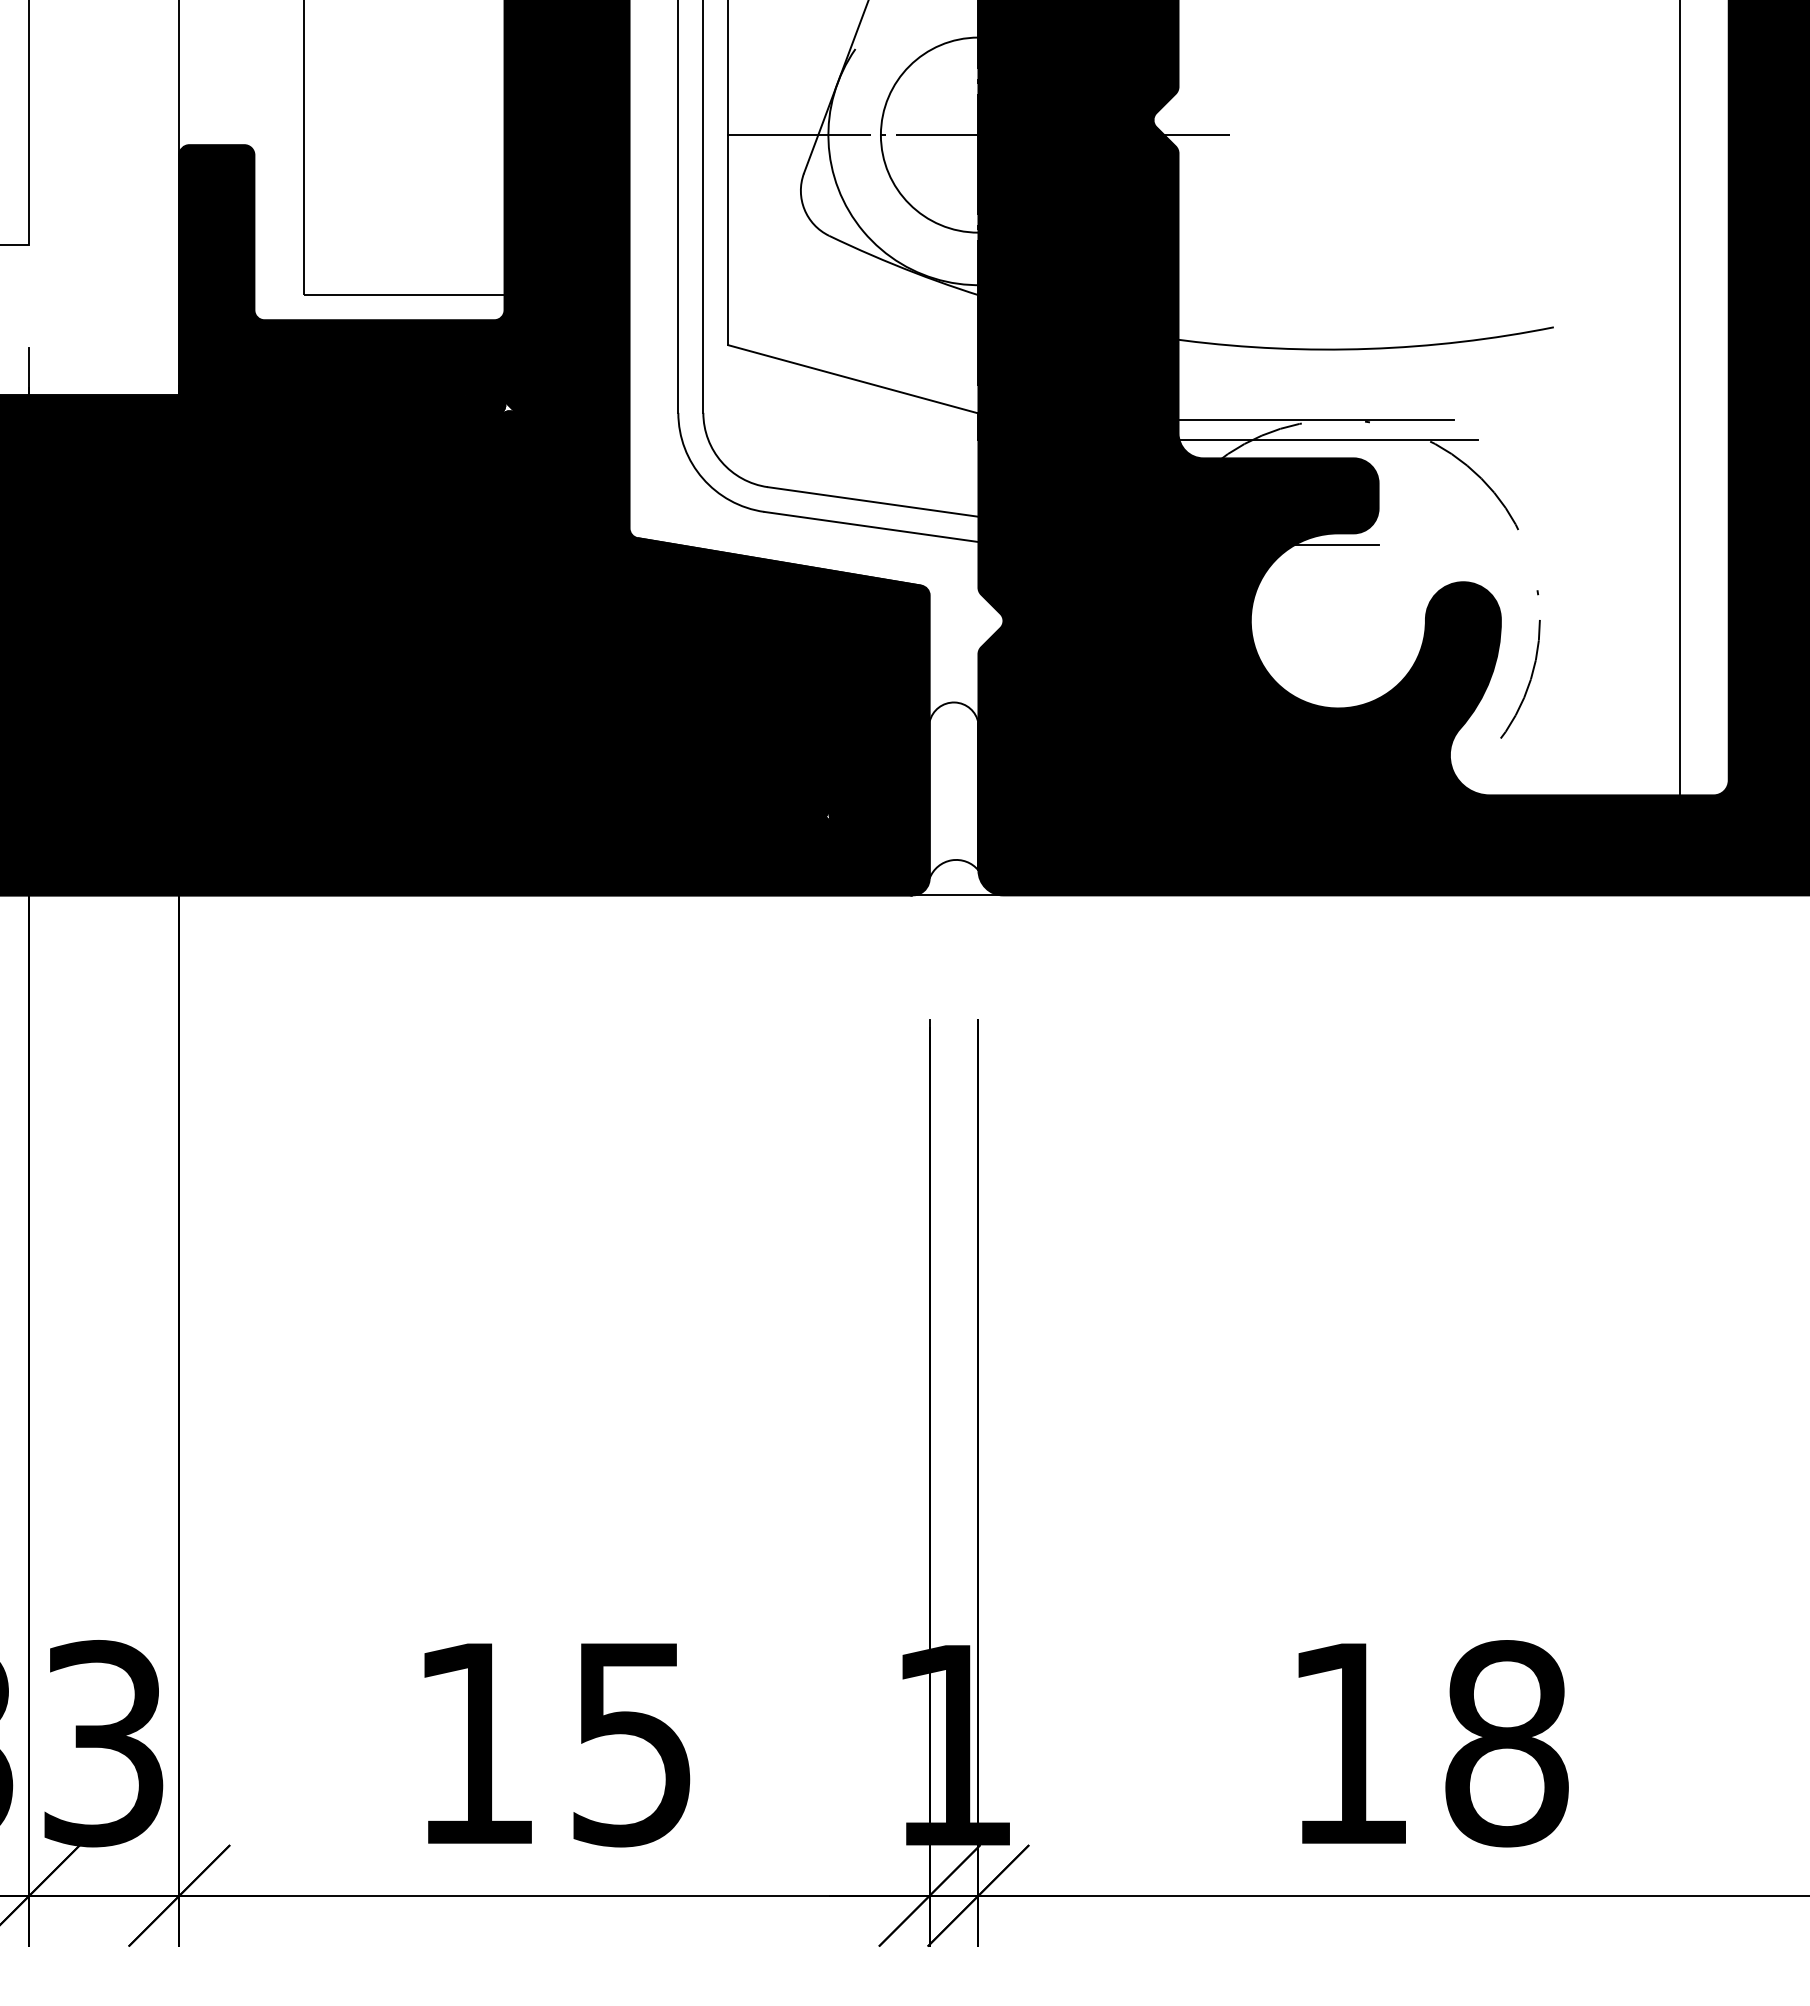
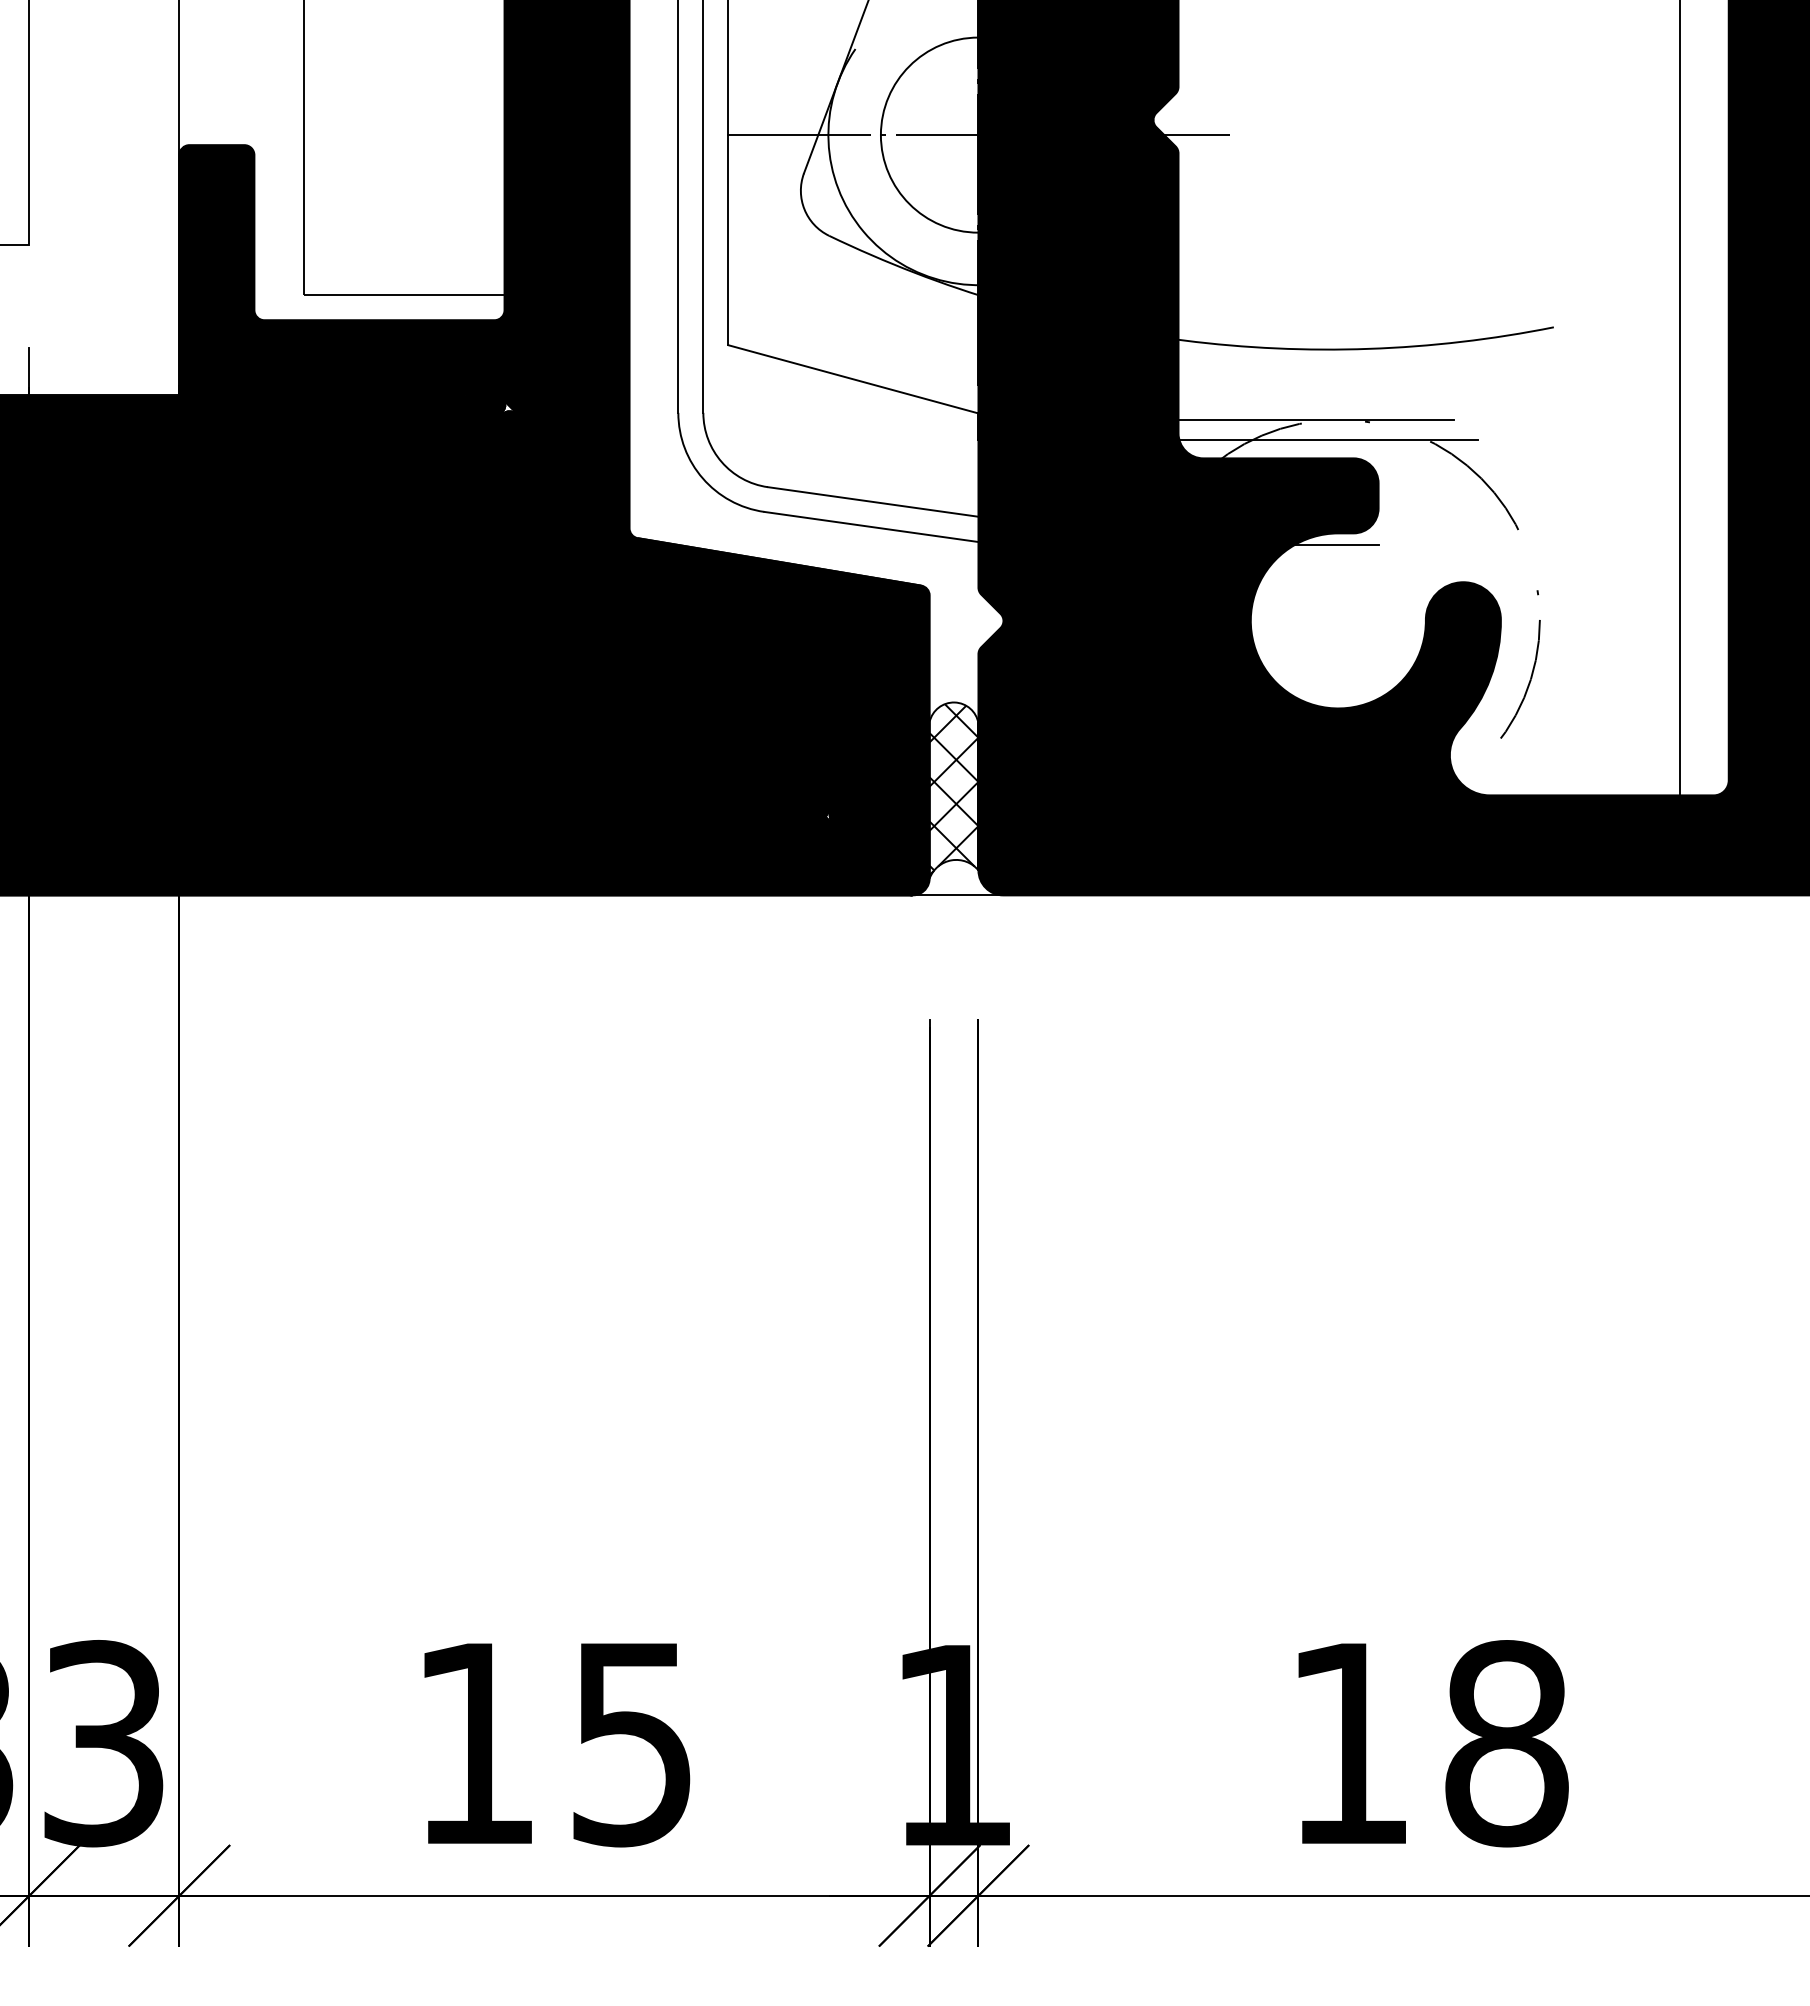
hatch: none -> present (953, 789)
